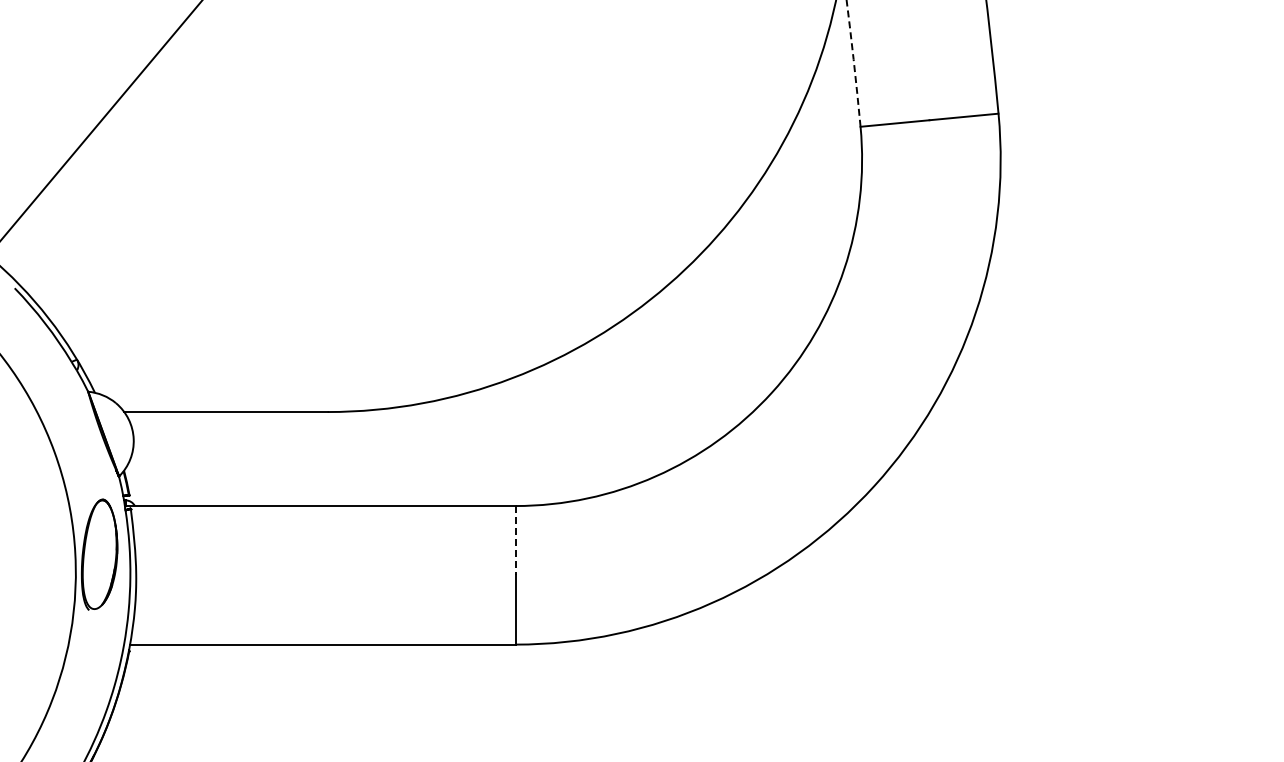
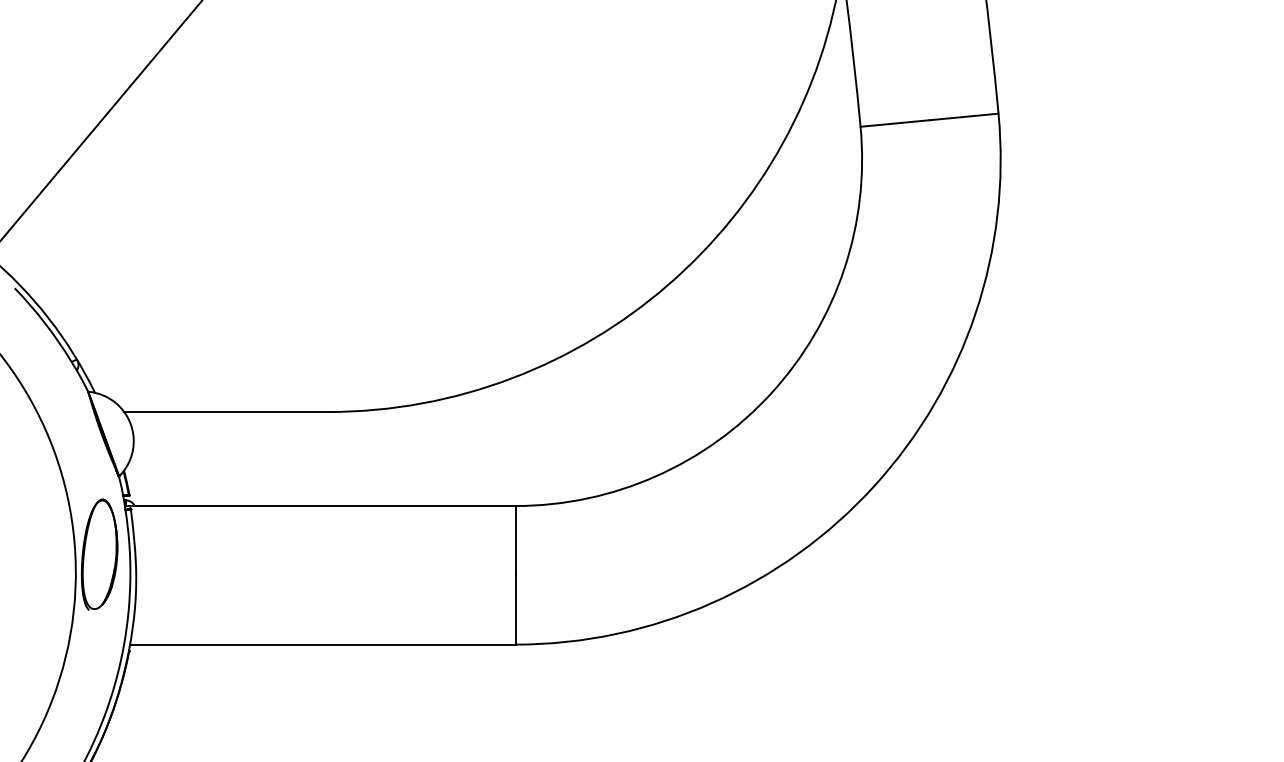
arc: dashed -> solid (853, 62)
line: dashed -> solid (515, 540)
